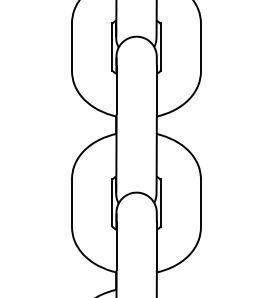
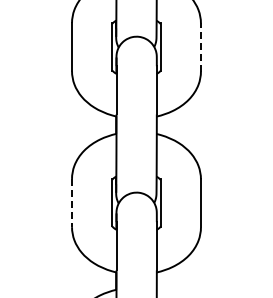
line: solid -> dashed (200, 46)
line: solid -> dashed (72, 203)
